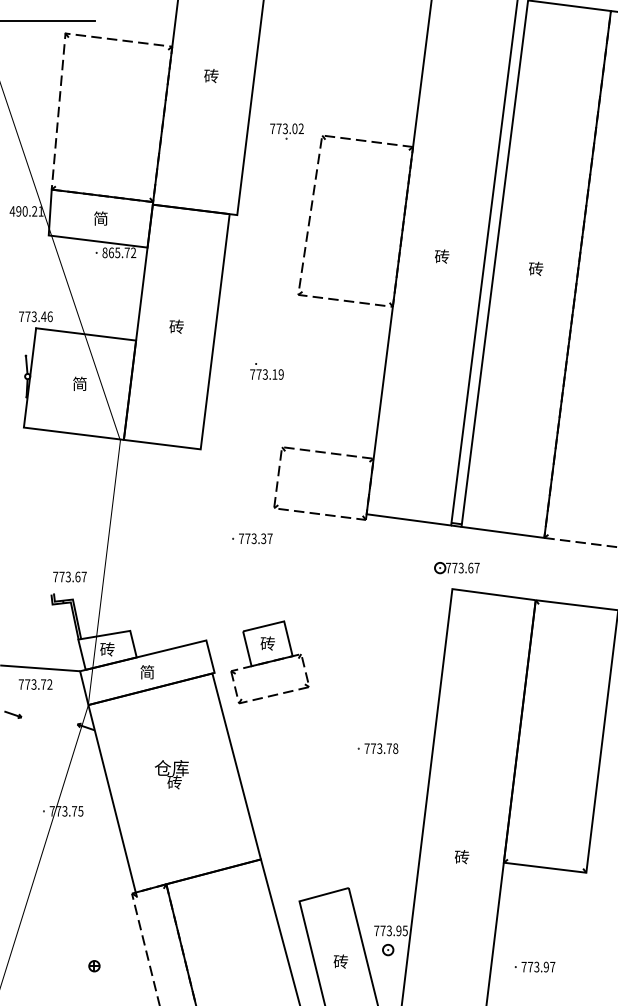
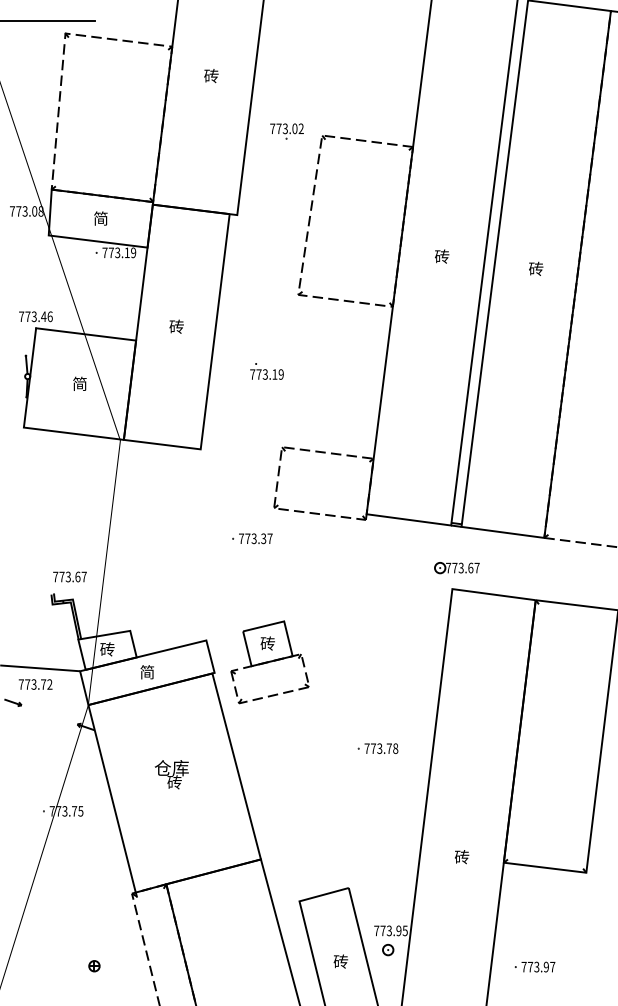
text: 490.21 -> 773.08 (26, 211)
text: 865.72 -> 773.19 (119, 252)
part position: (13, 714) -> (13, 702) (13, 702)
